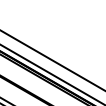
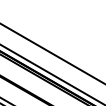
line position: (52, 60) -> (52, 53) (52, 53)
